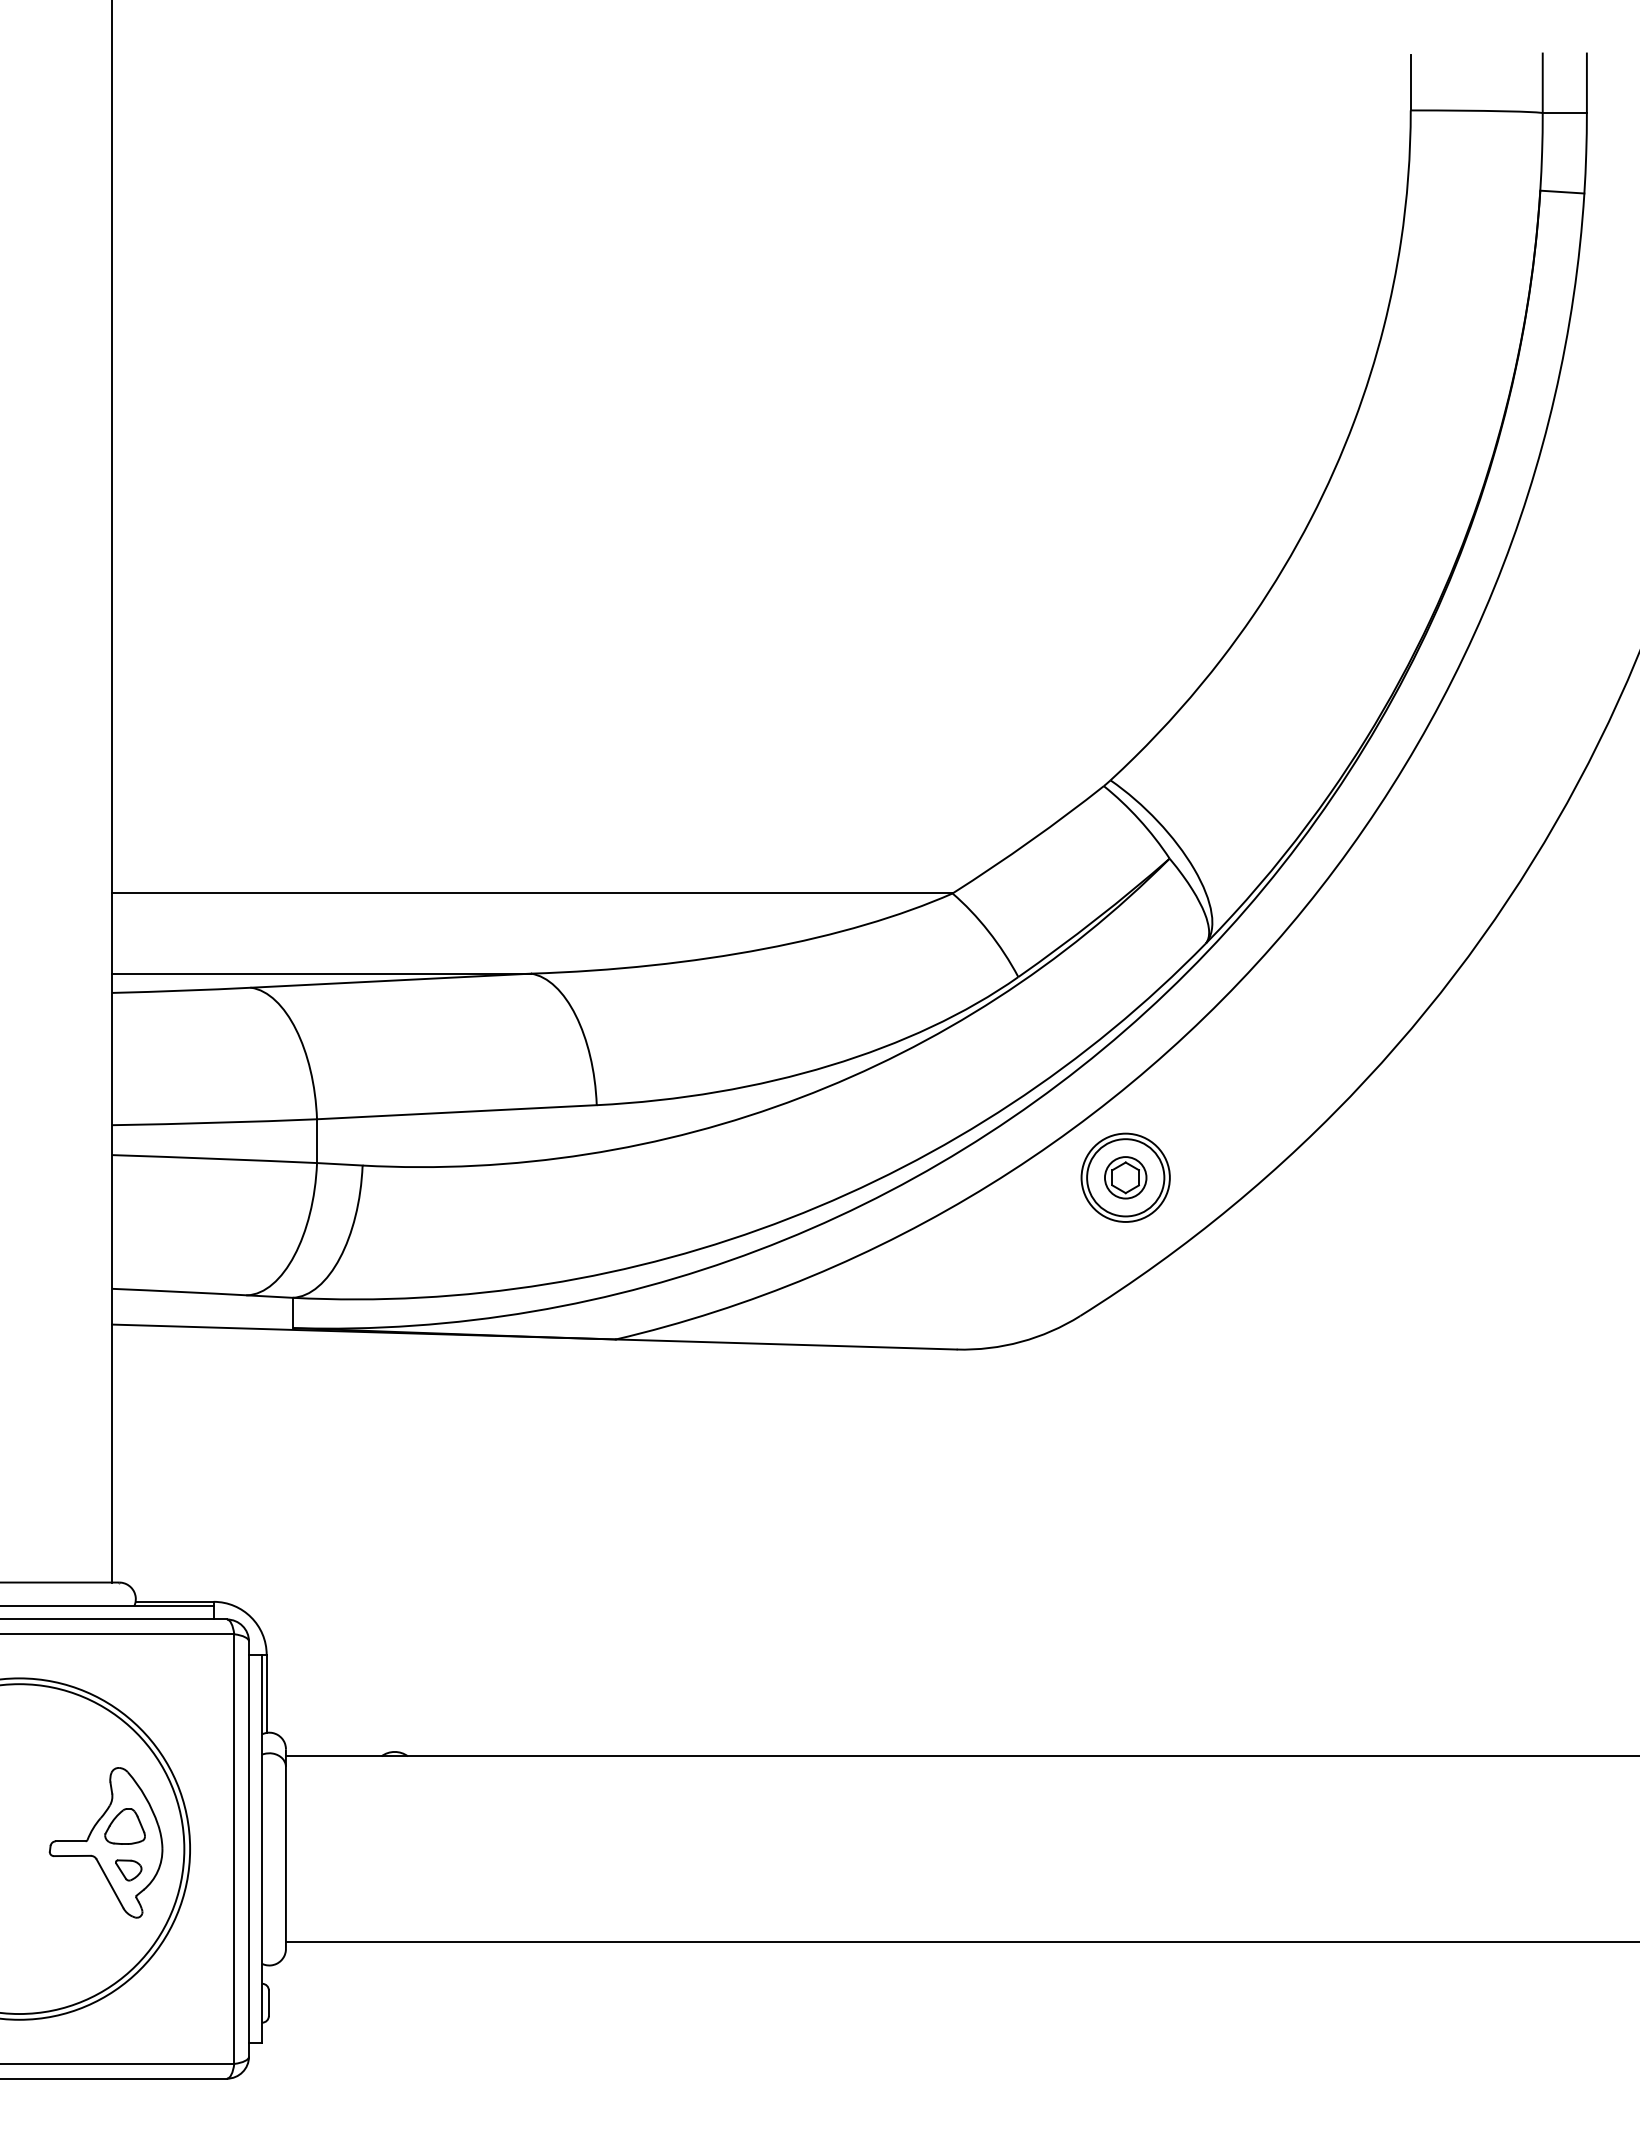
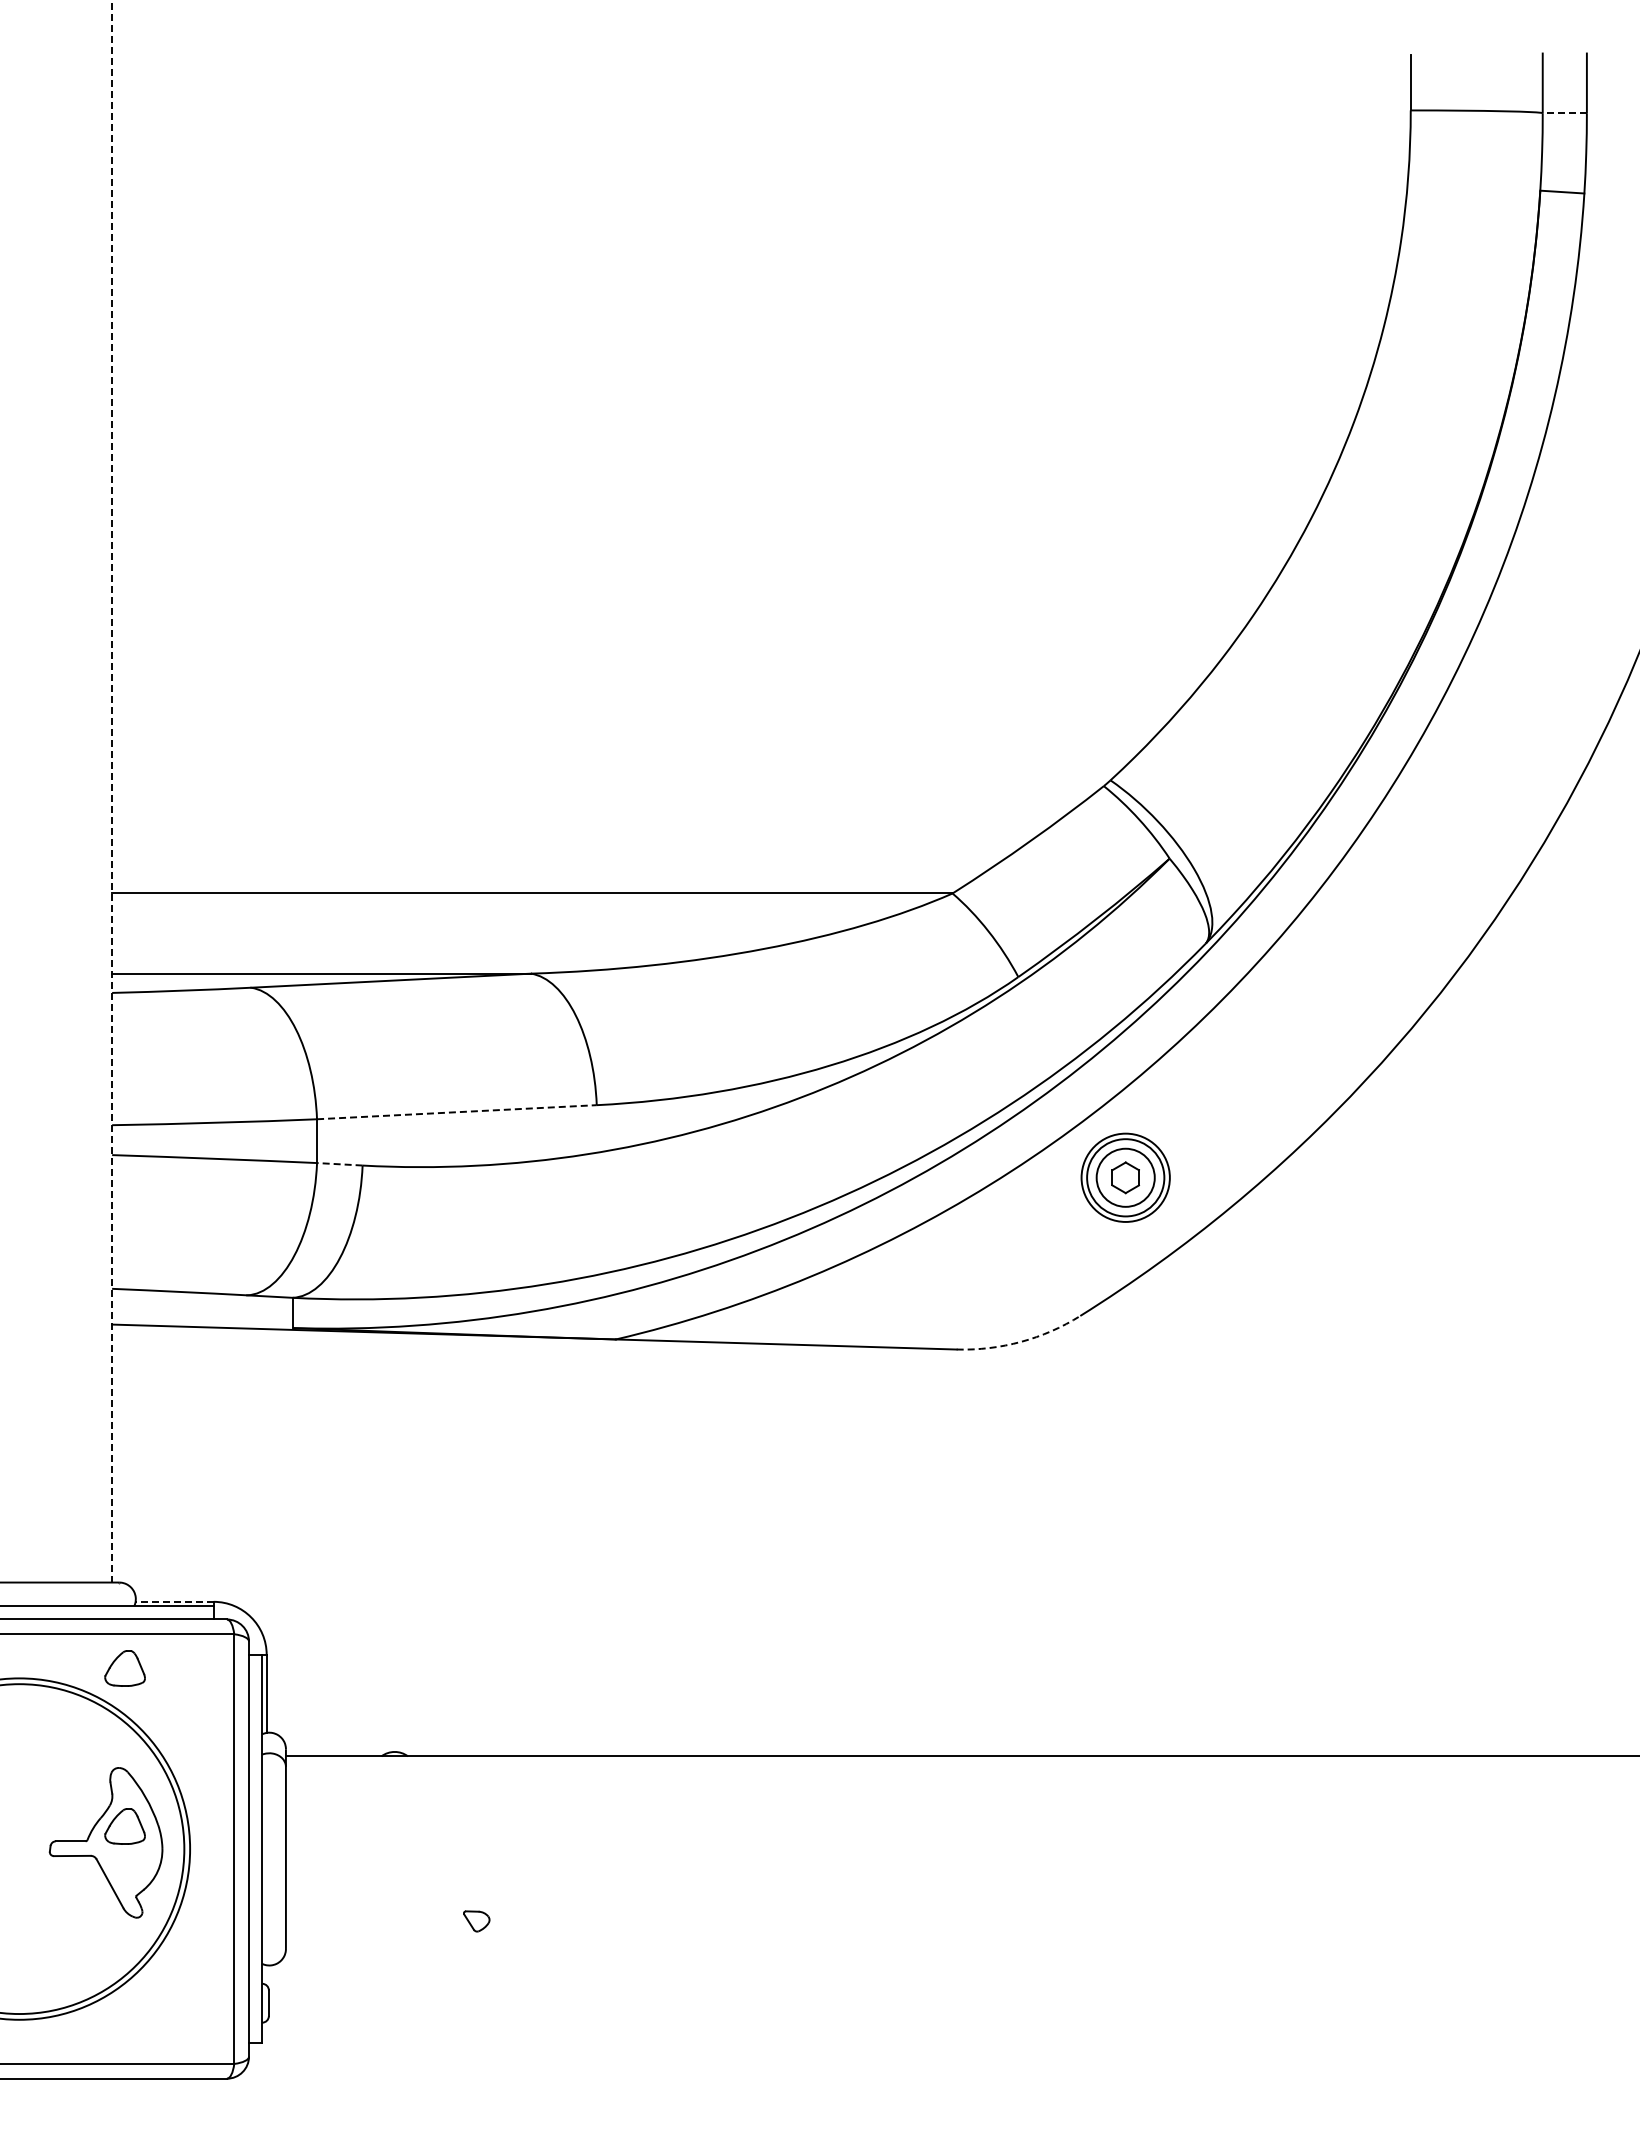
line: solid -> dashed (1564, 113)
line: solid -> dashed (112, 791)
line: solid -> dashed (457, 1112)
line: solid -> dashed (339, 1164)
circle diameter: 42 px -> 58 px (1125, 1177)
arc: solid -> dashed (1021, 1341)
line: solid -> dashed (174, 1601)
part: none -> present (124, 1668)
part position: (128, 1870) -> (476, 1921) (476, 1921)
line: present -> none (960, 1941)
